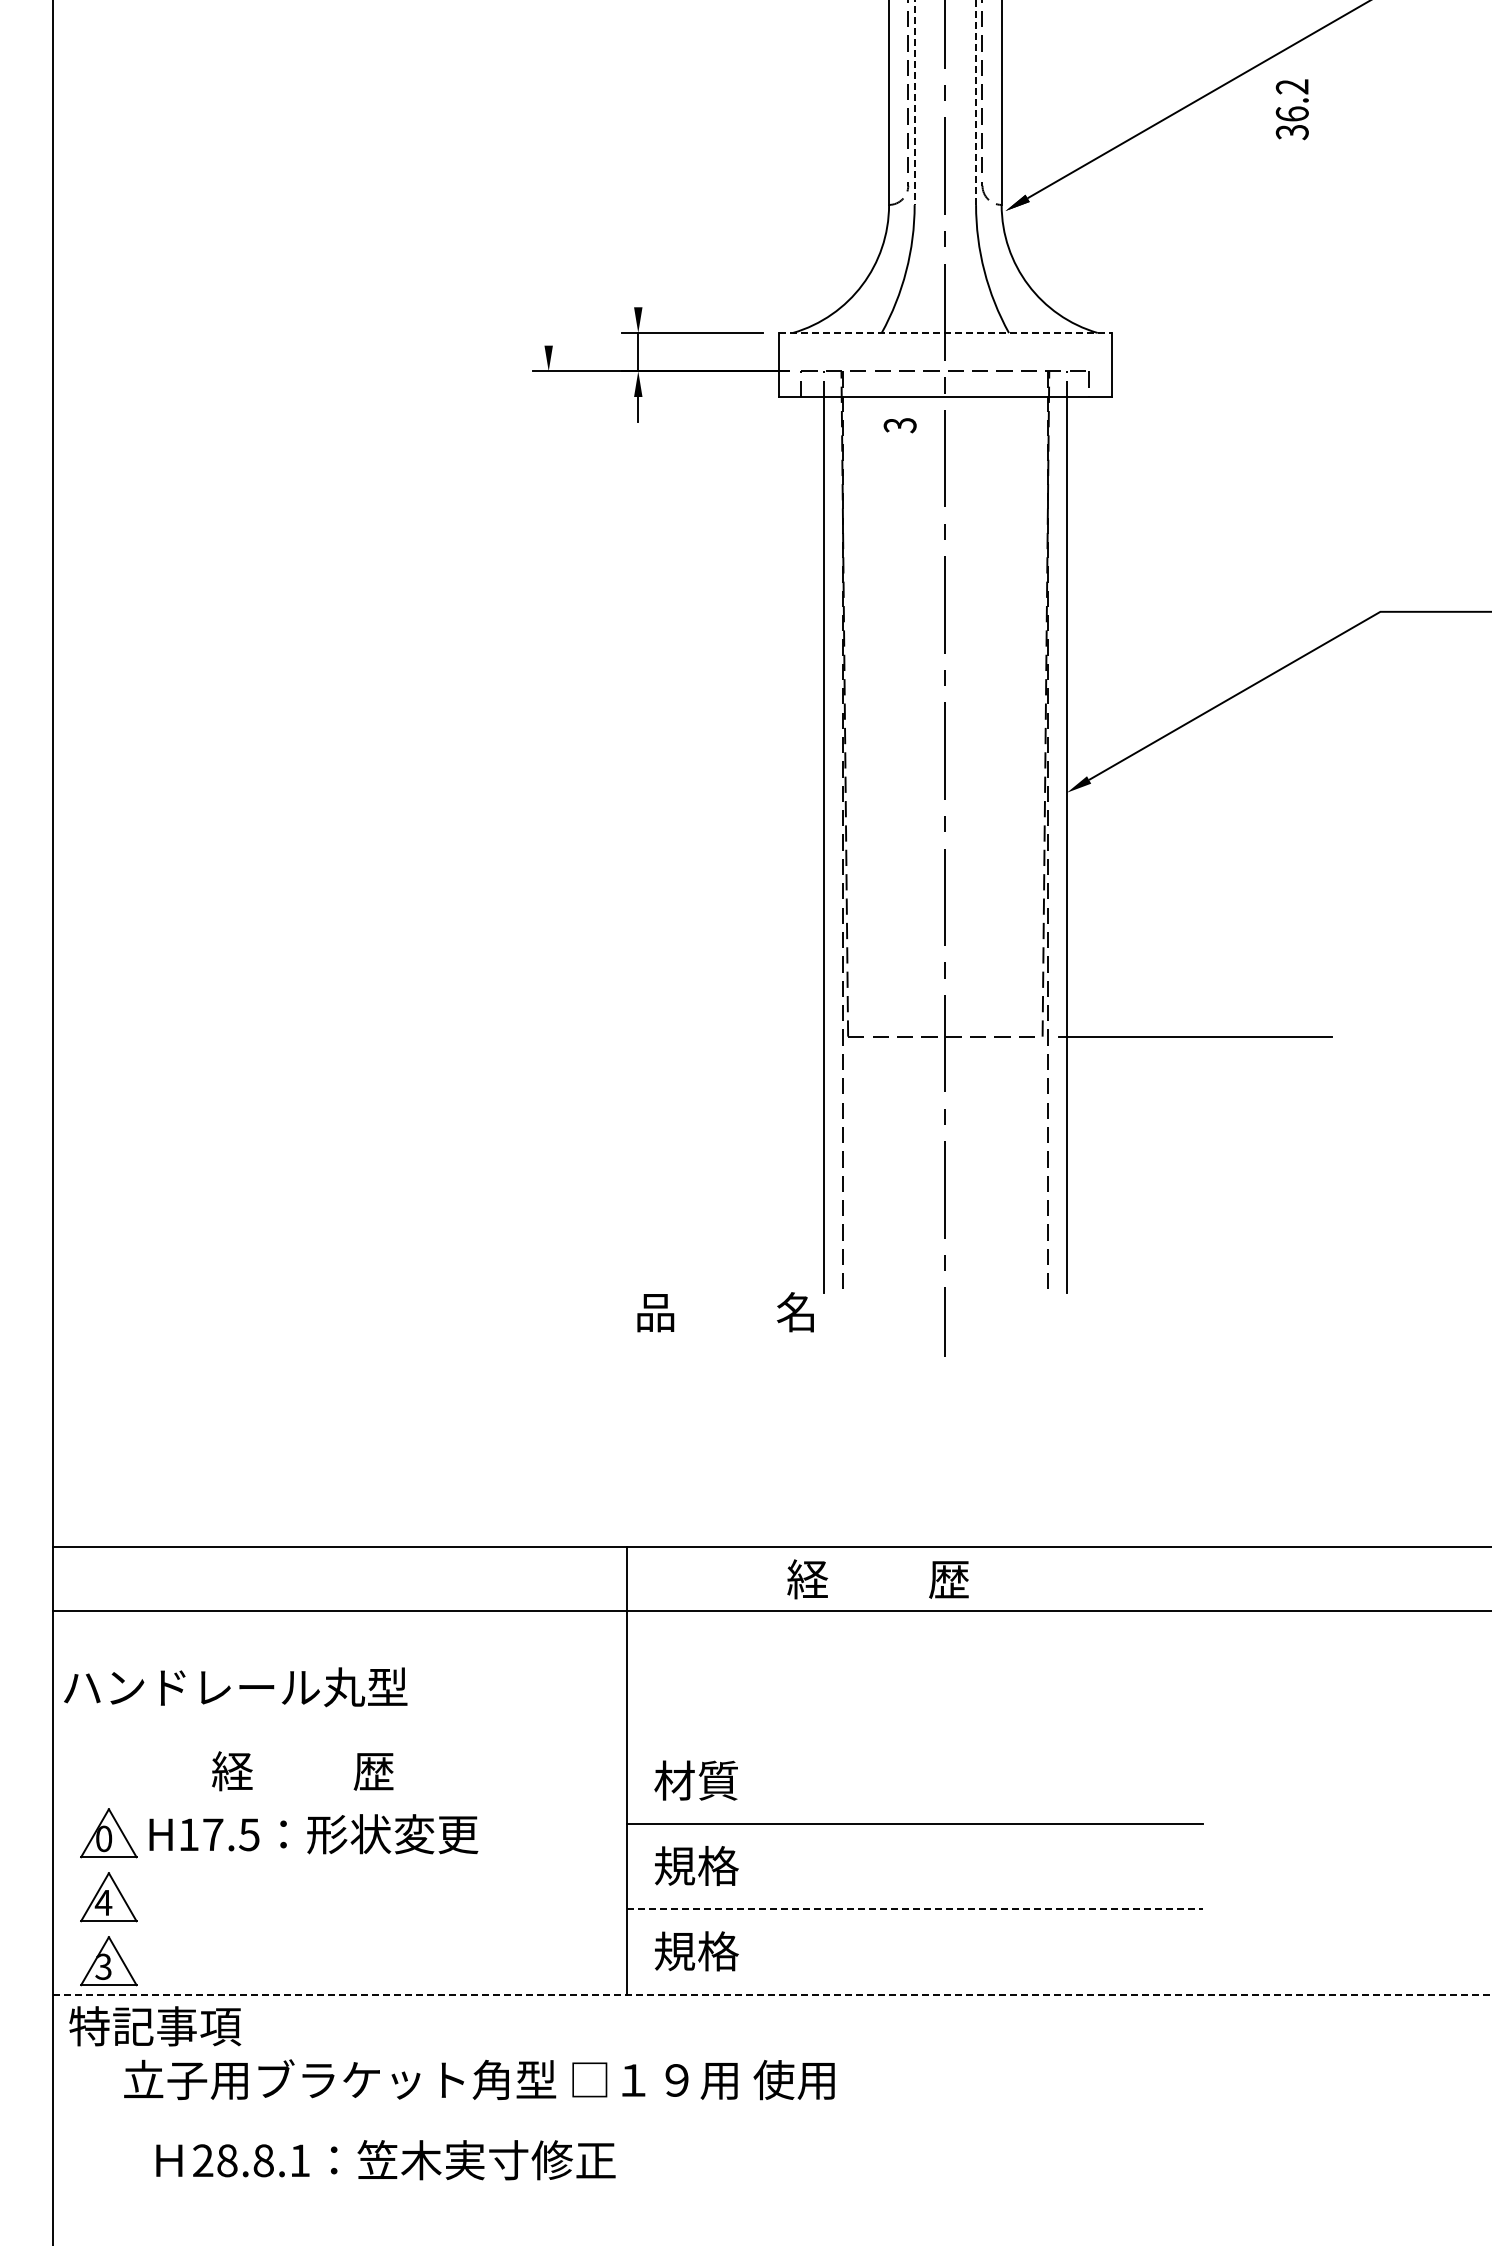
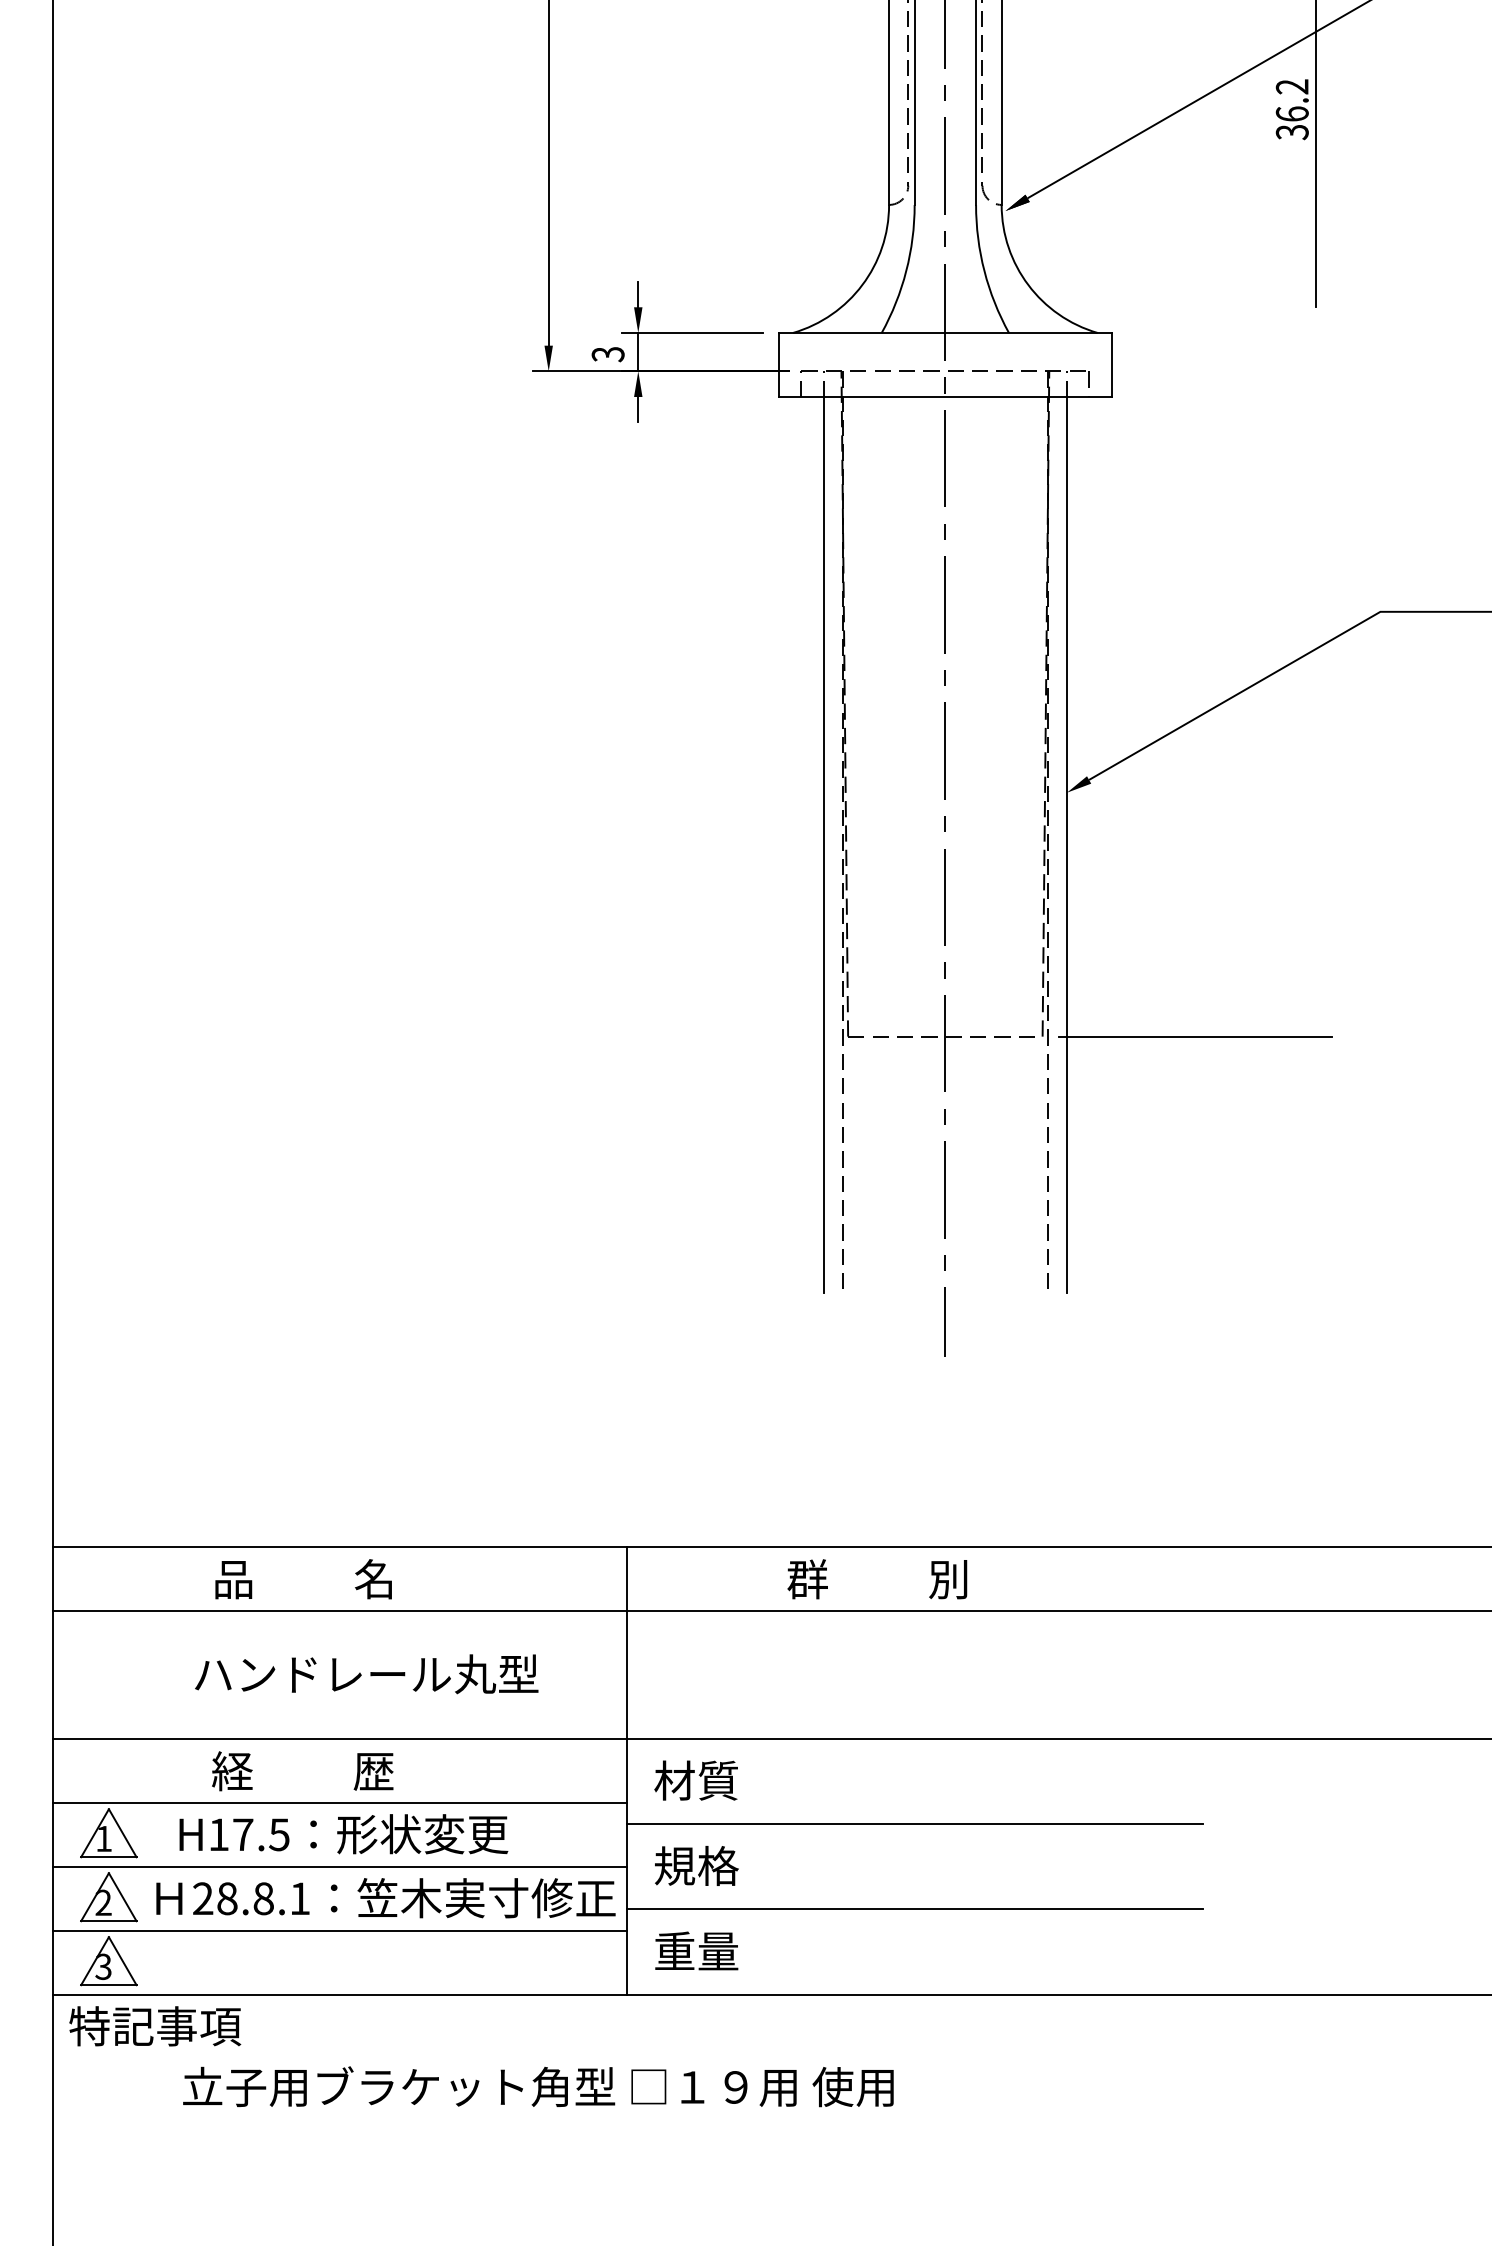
line: dashed -> solid (976, 102)
line: dashed -> solid (914, 103)
line: none -> present (1316, 154)
line: none -> present (548, 173)
line: none -> present (638, 294)
line: dashed -> solid (945, 333)
text position: (899, 425) -> (607, 354) (607, 354)
text position: (725, 1312) -> (303, 1579) (303, 1579)
text: 経          歴 -> 群          別 (877, 1579)
text position: (235, 1687) -> (366, 1674) (366, 1674)
line: none -> present (770, 1738)
line: none -> present (339, 1802)
text position: (313, 1834) -> (343, 1834) (343, 1834)
text: 0 -> 1 (104, 1838)
line: none -> present (339, 1866)
text: 4 -> 2 (103, 1902)
line: dashed -> solid (915, 1909)
line: none -> present (339, 1930)
text: 規格 -> 重量 (696, 1951)
line: dashed -> solid (772, 1994)
text position: (479, 2079) -> (538, 2086) (538, 2086)
text position: (385, 2160) -> (385, 1898) (385, 1898)
